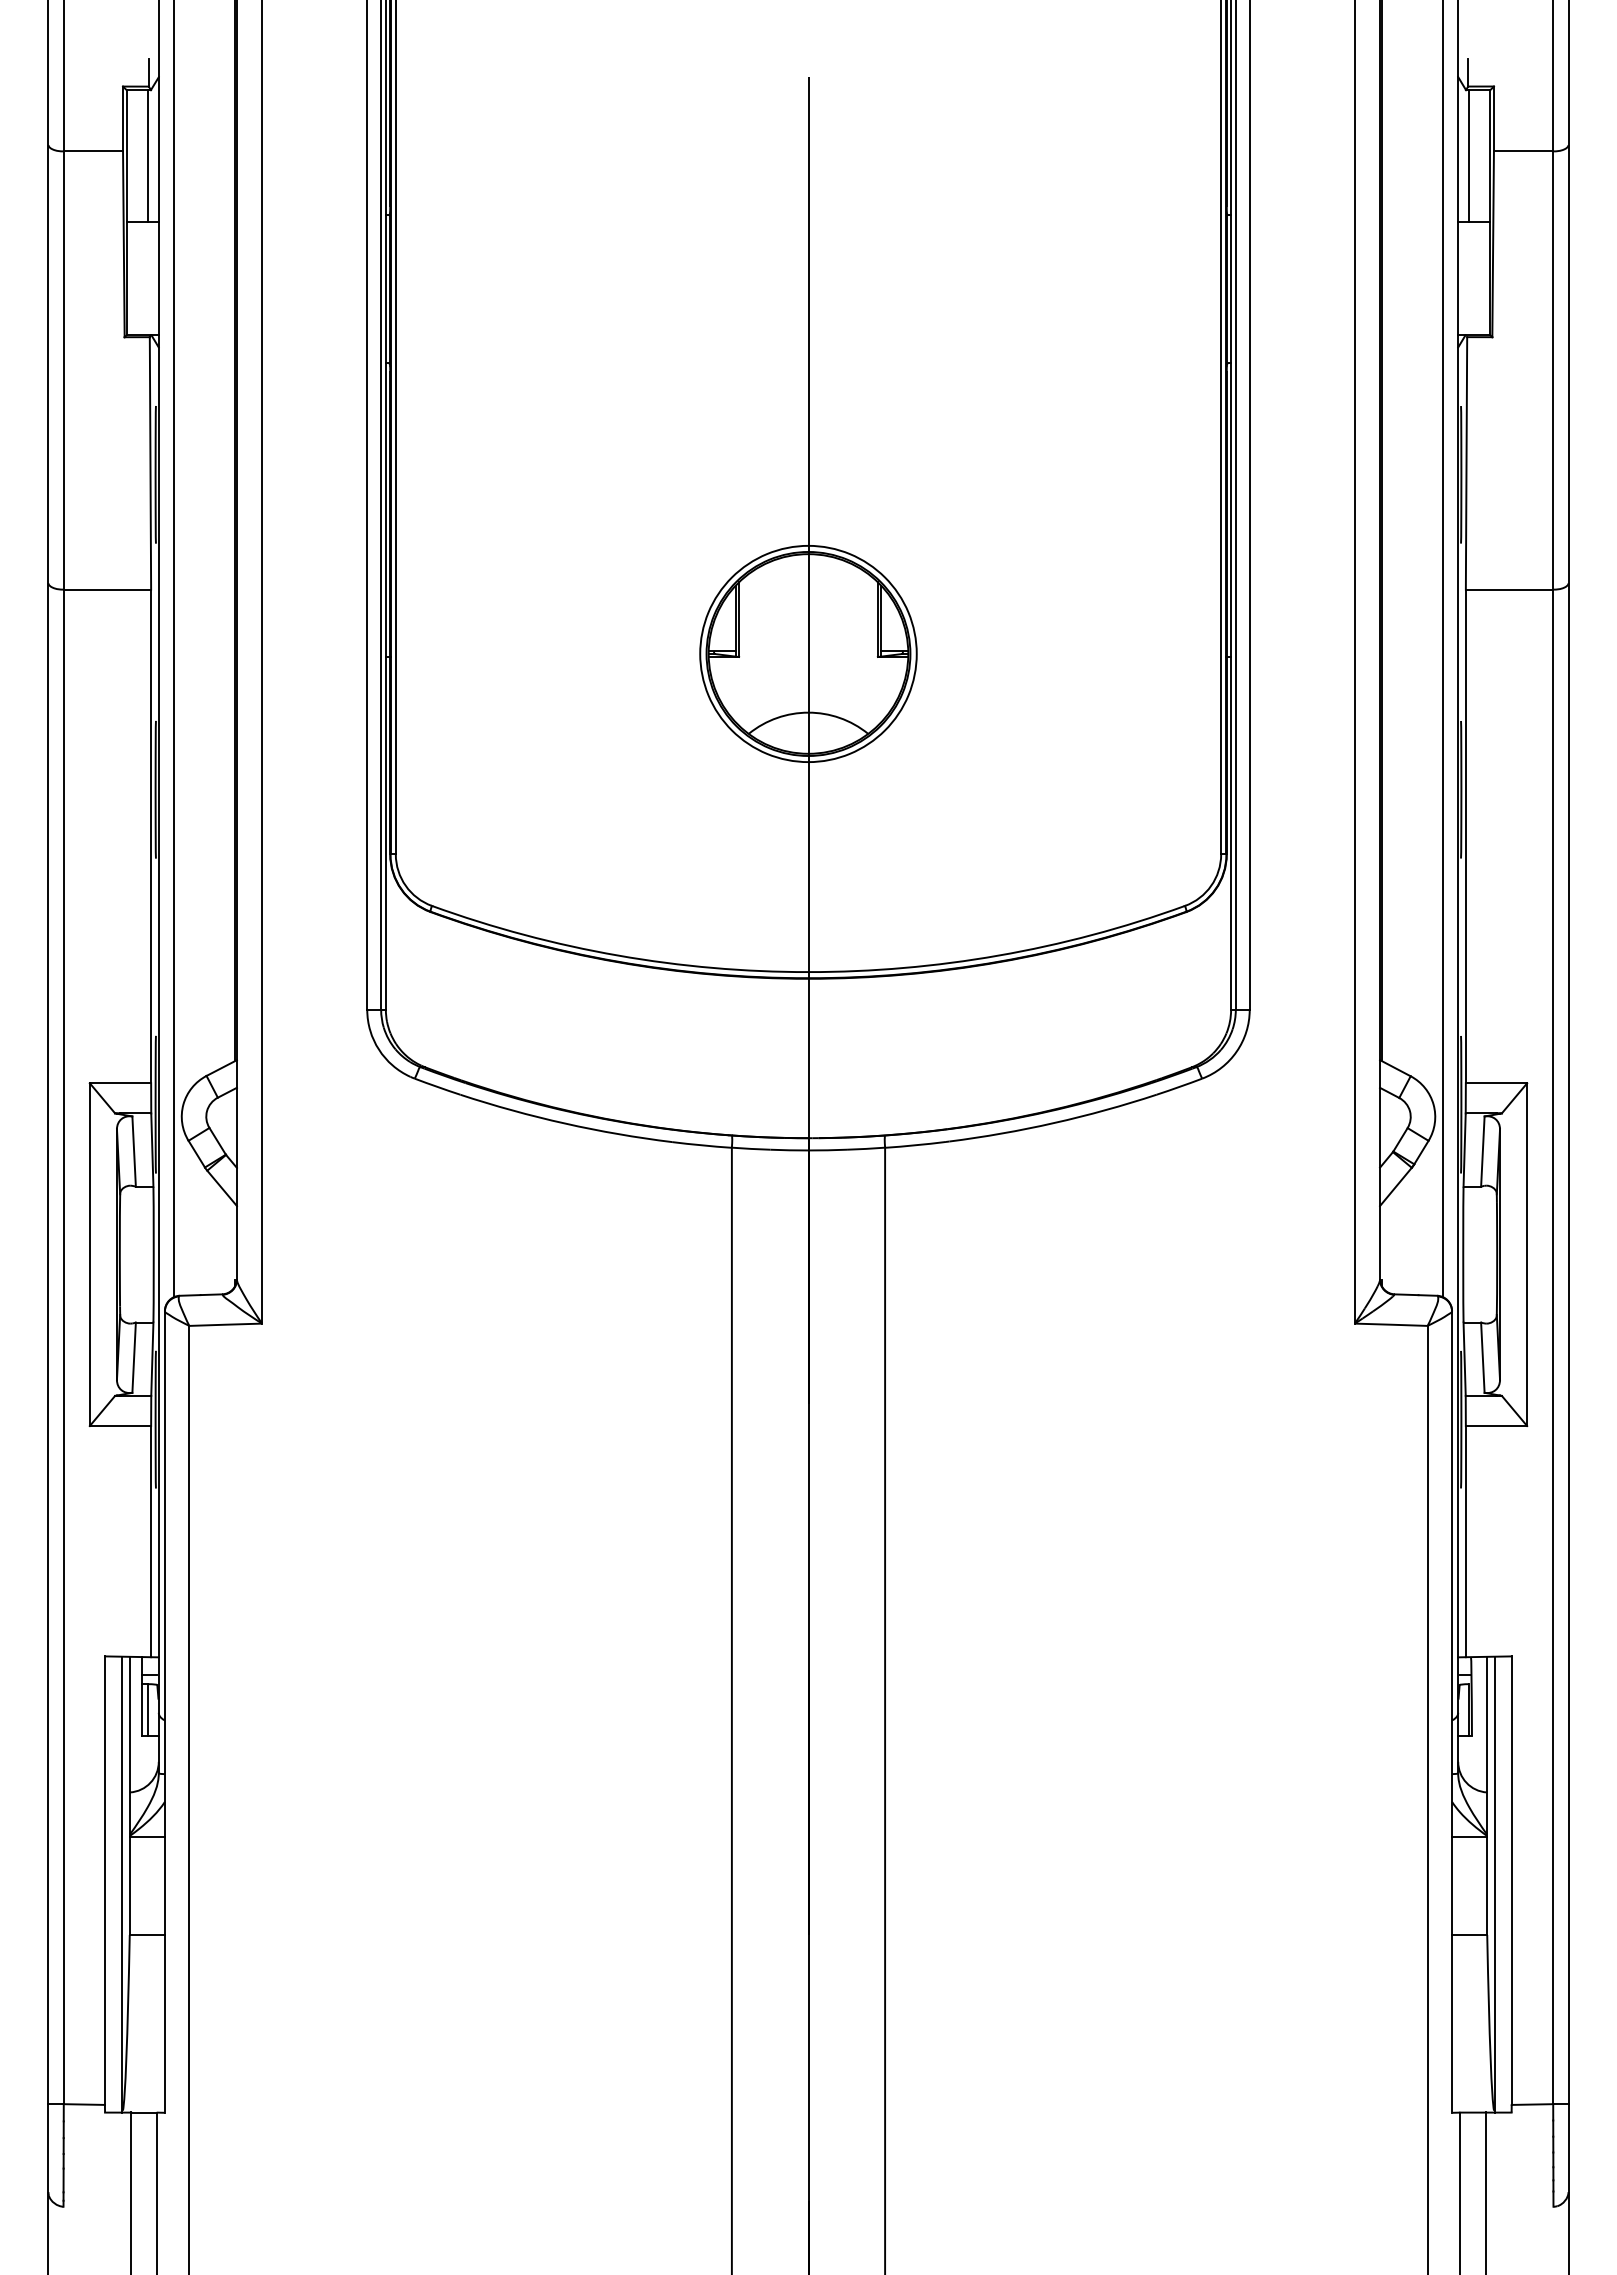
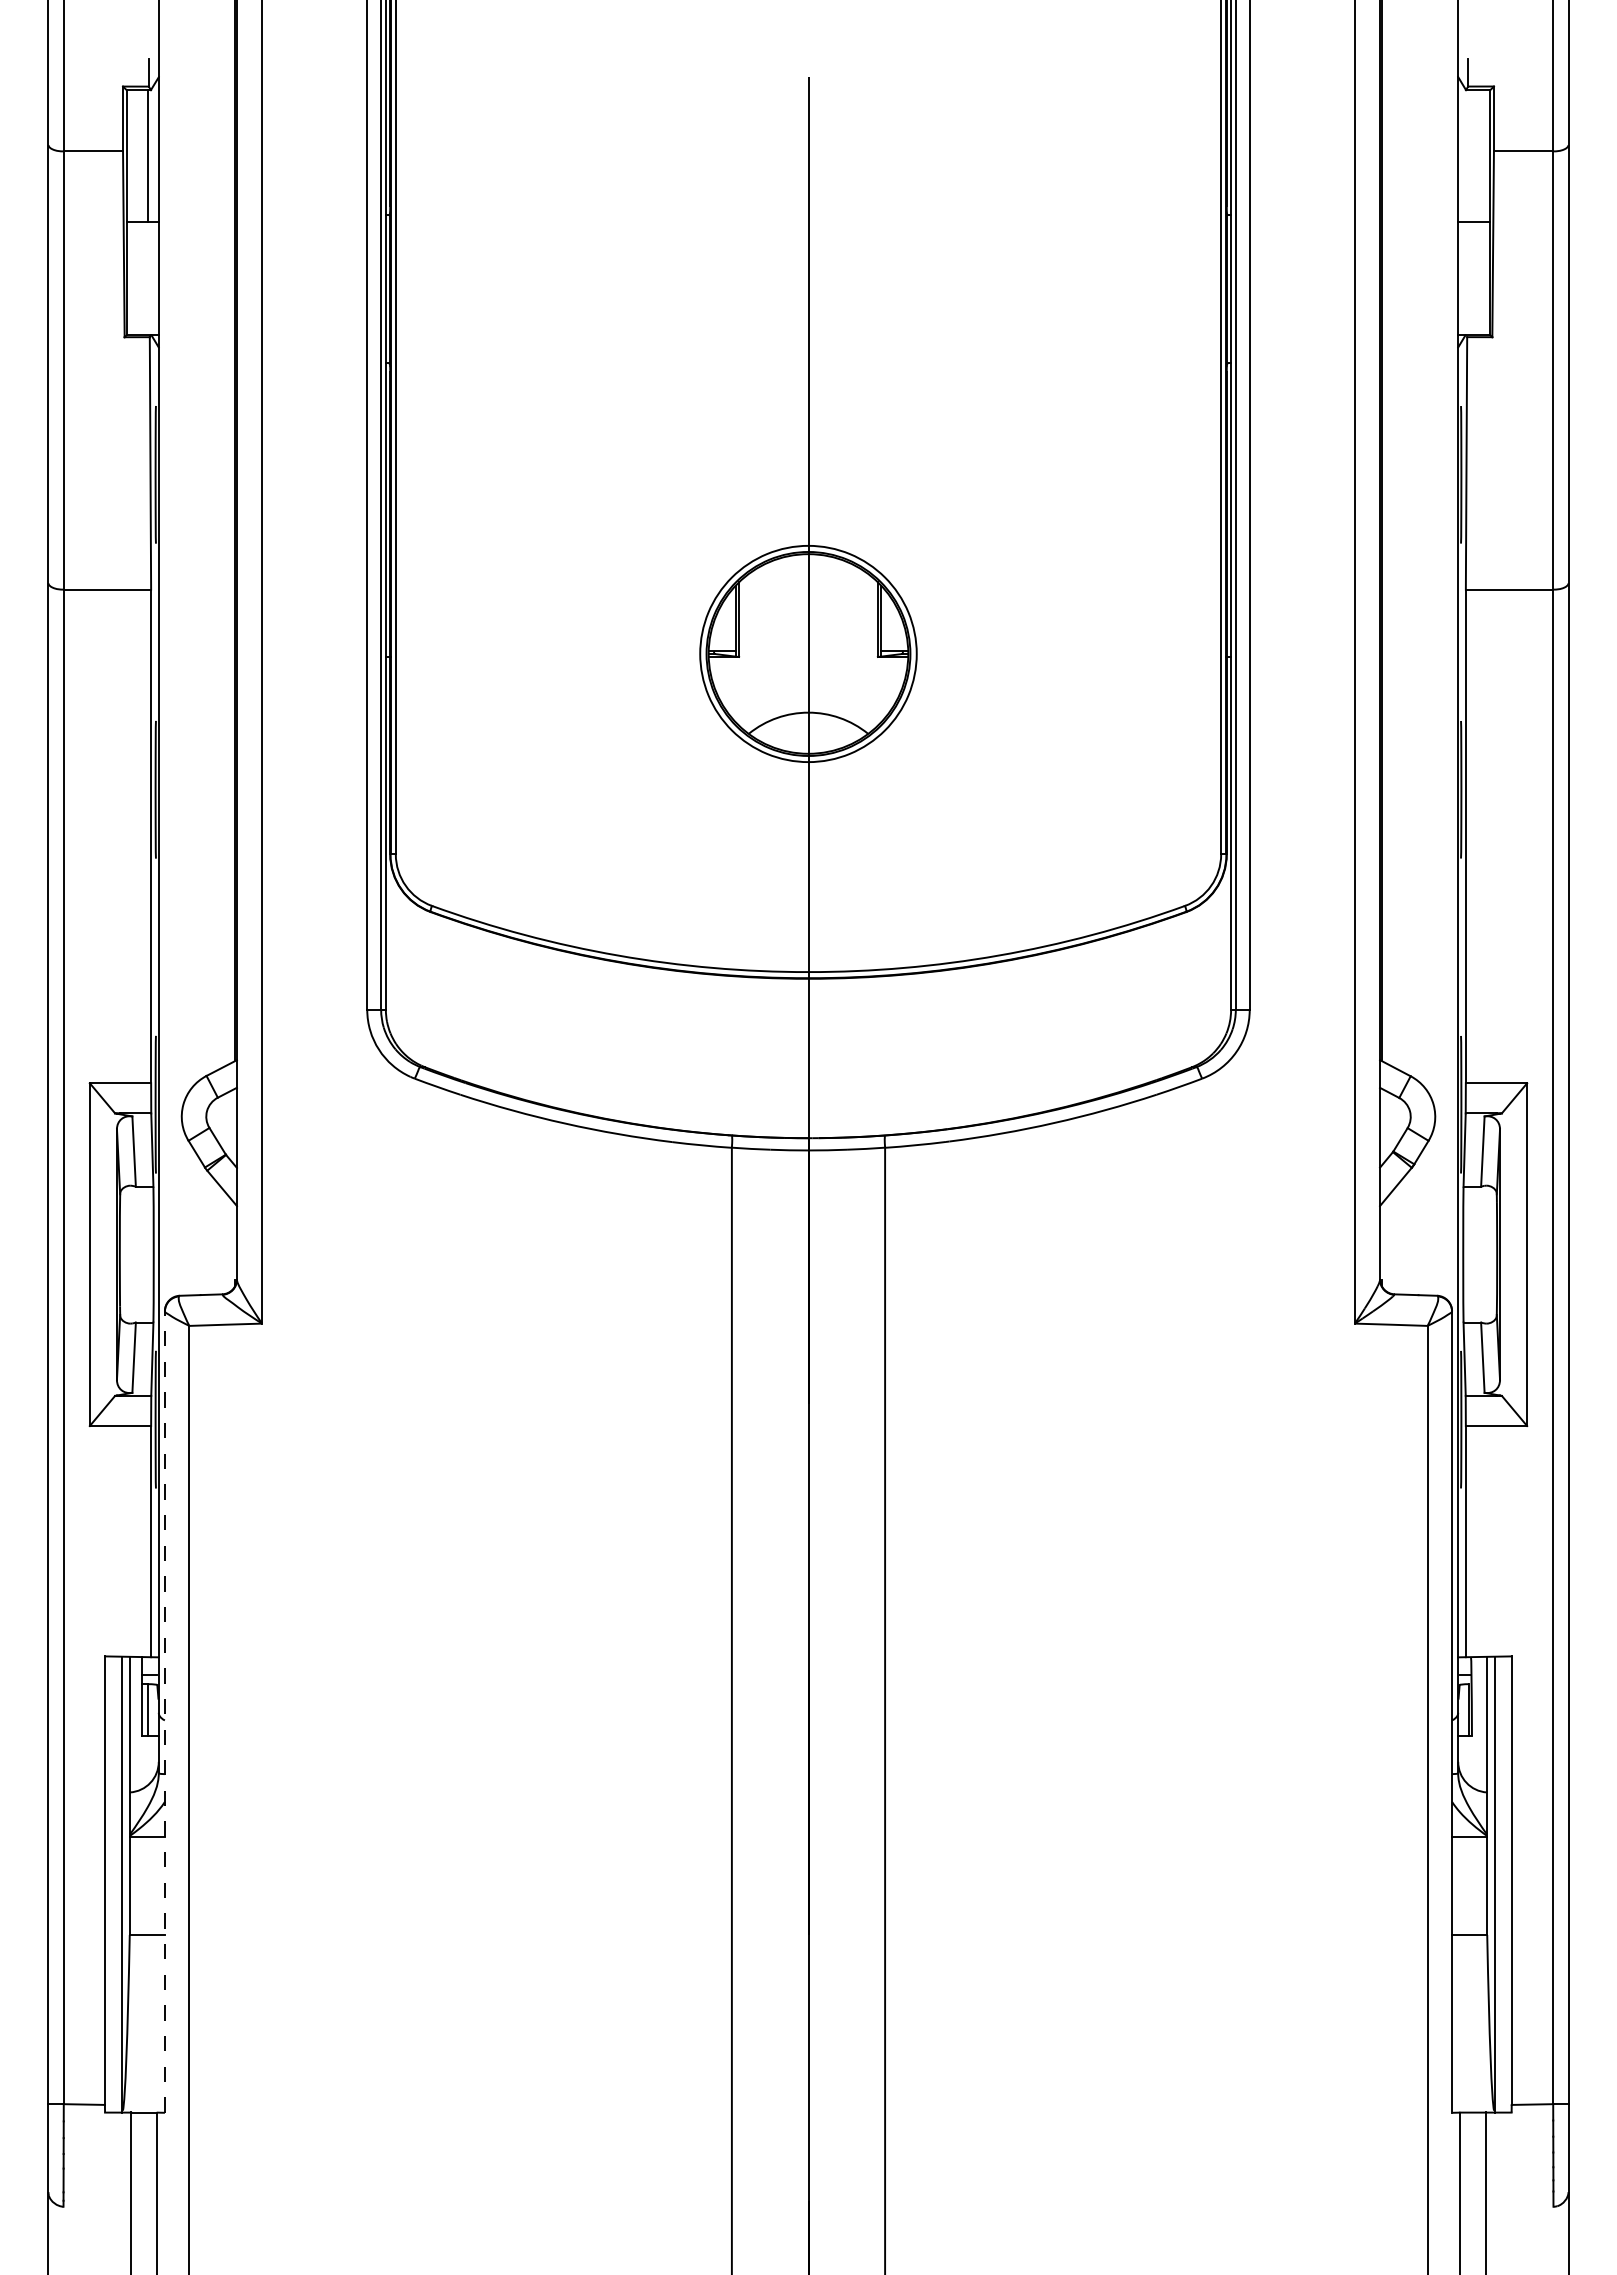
line: present -> none (1468, 155)
line: present -> none (174, 649)
line: present -> none (1442, 649)
line: solid -> dashed (164, 1711)
